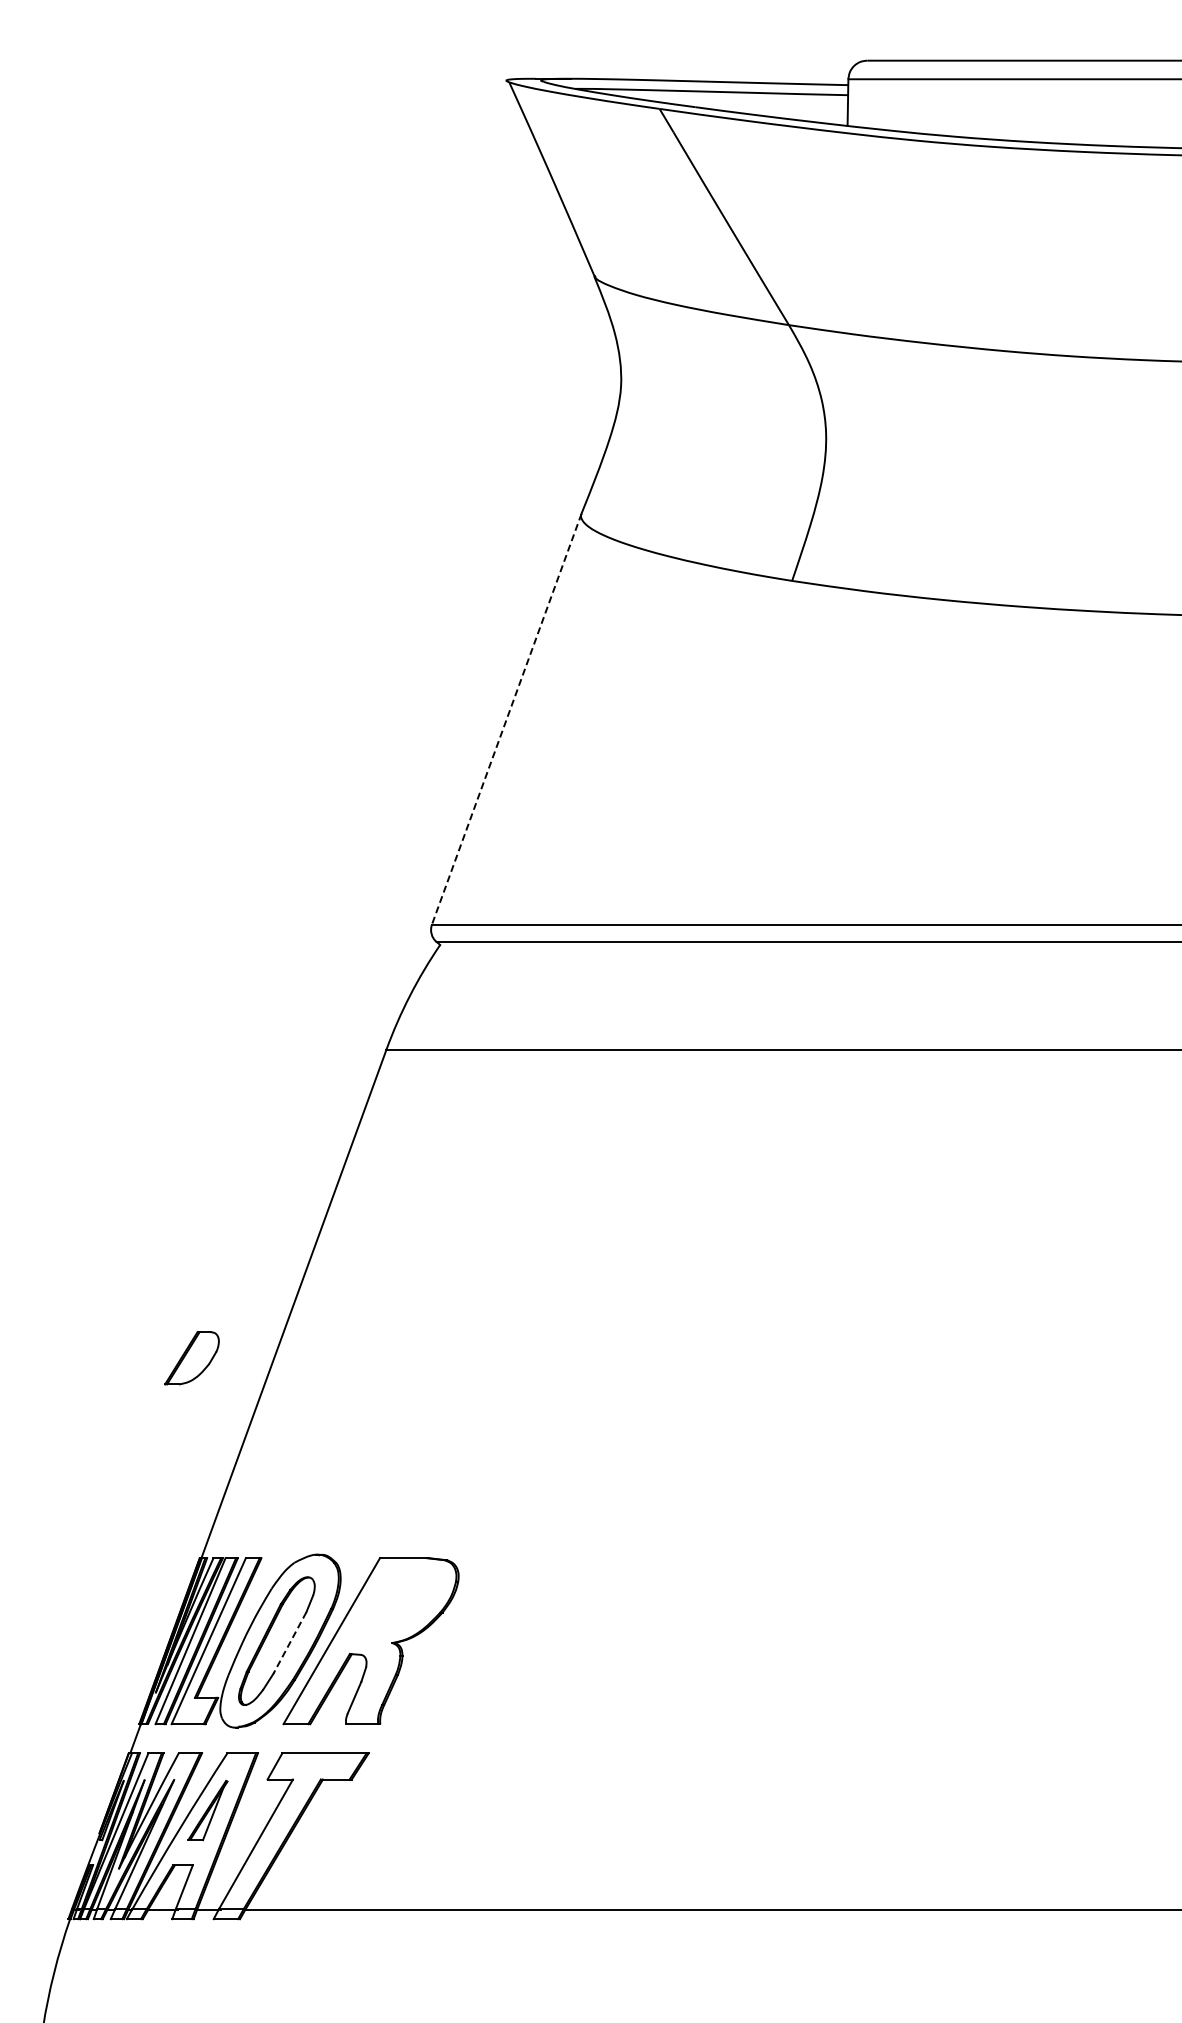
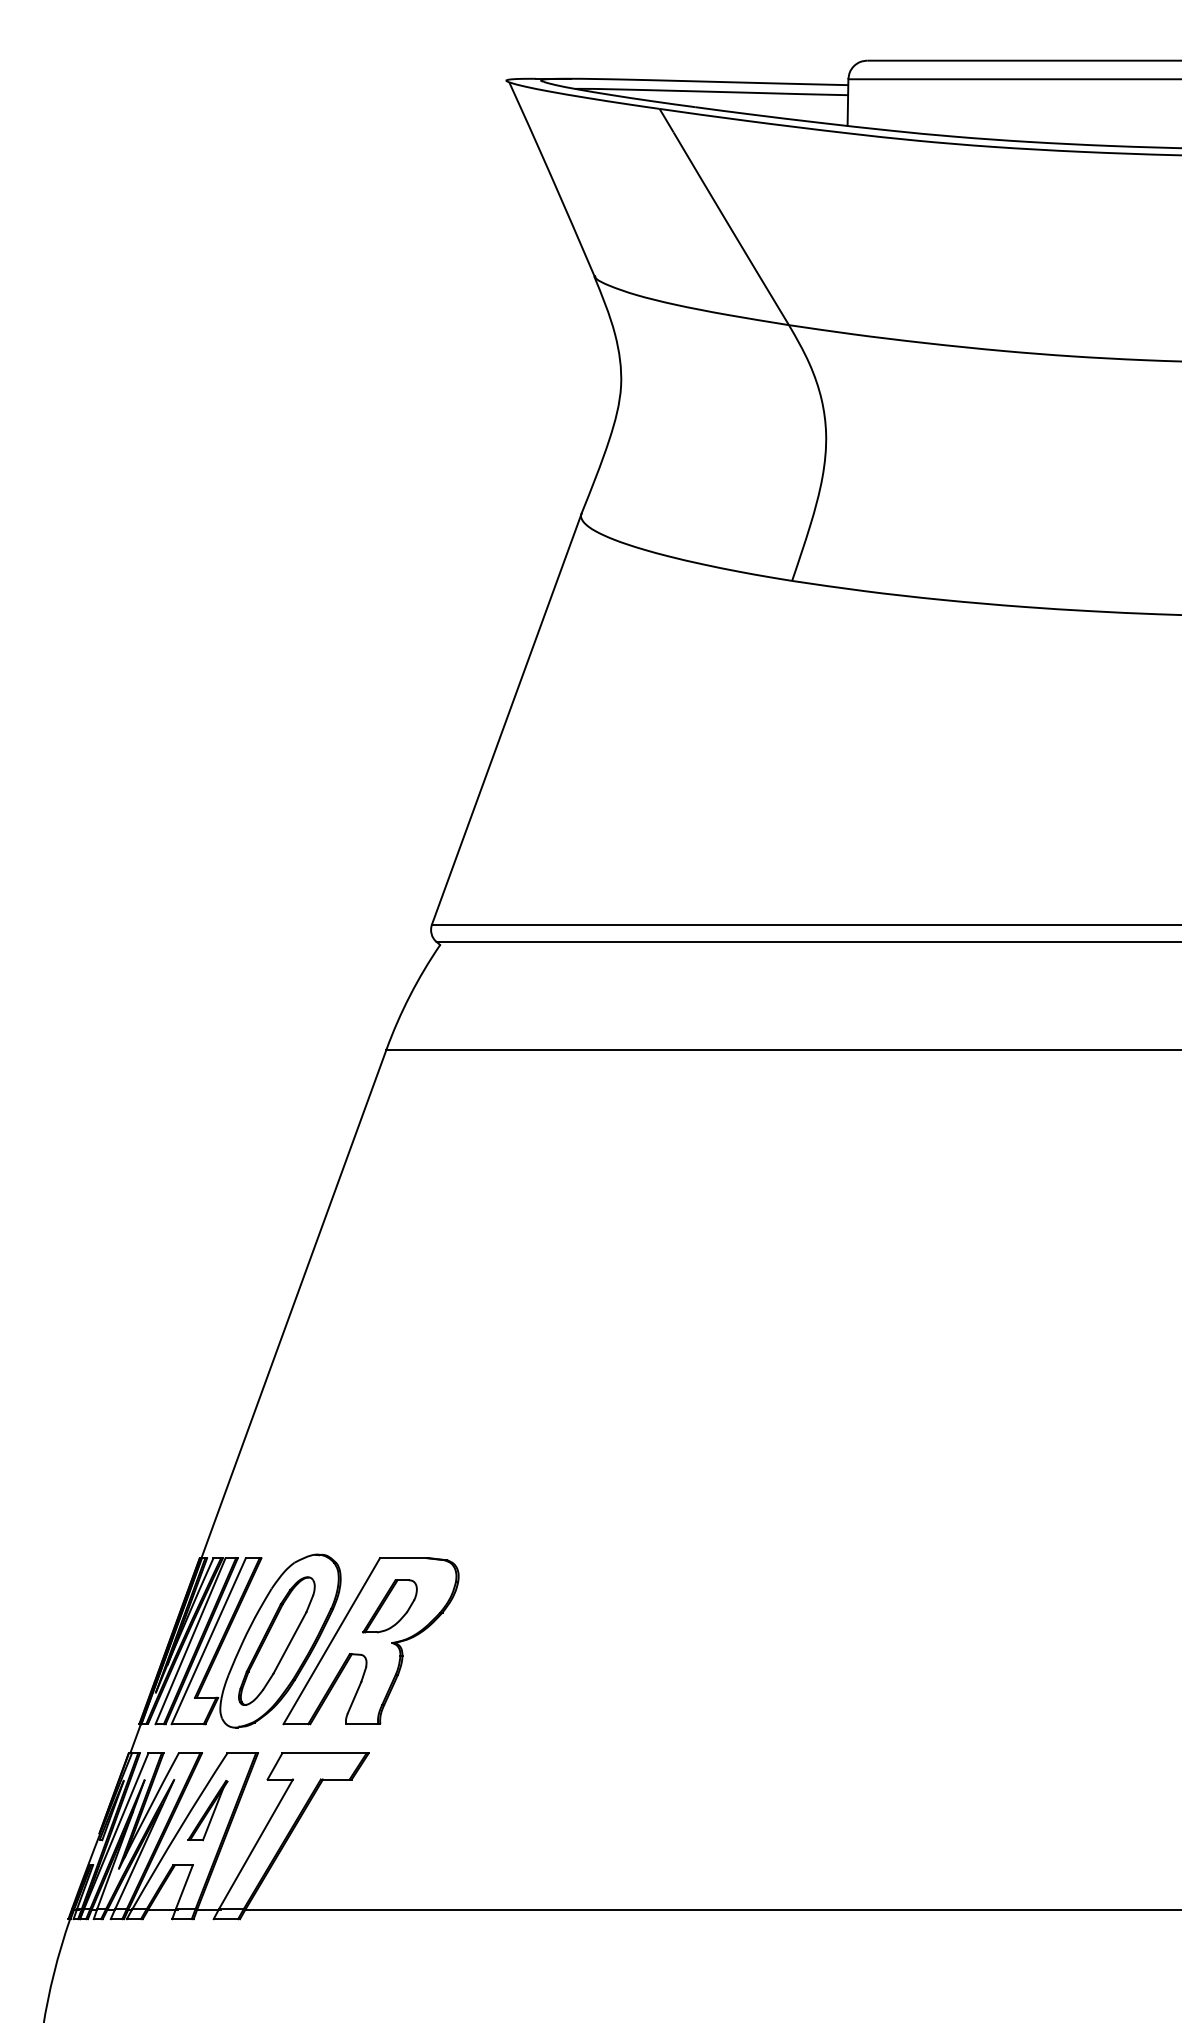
line: dashed -> solid (506, 719)
part position: (191, 1358) -> (389, 1606) (389, 1606)
line: dashed -> solid (289, 1643)
